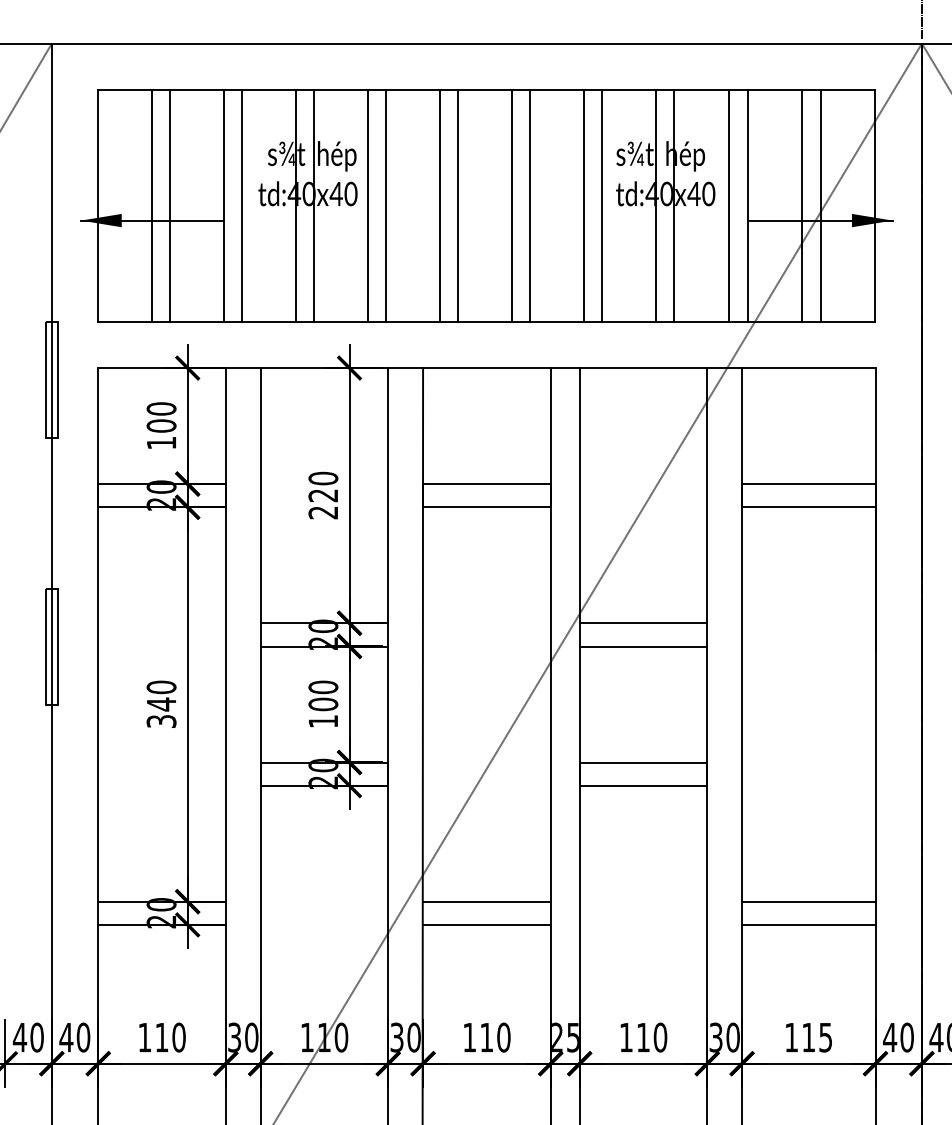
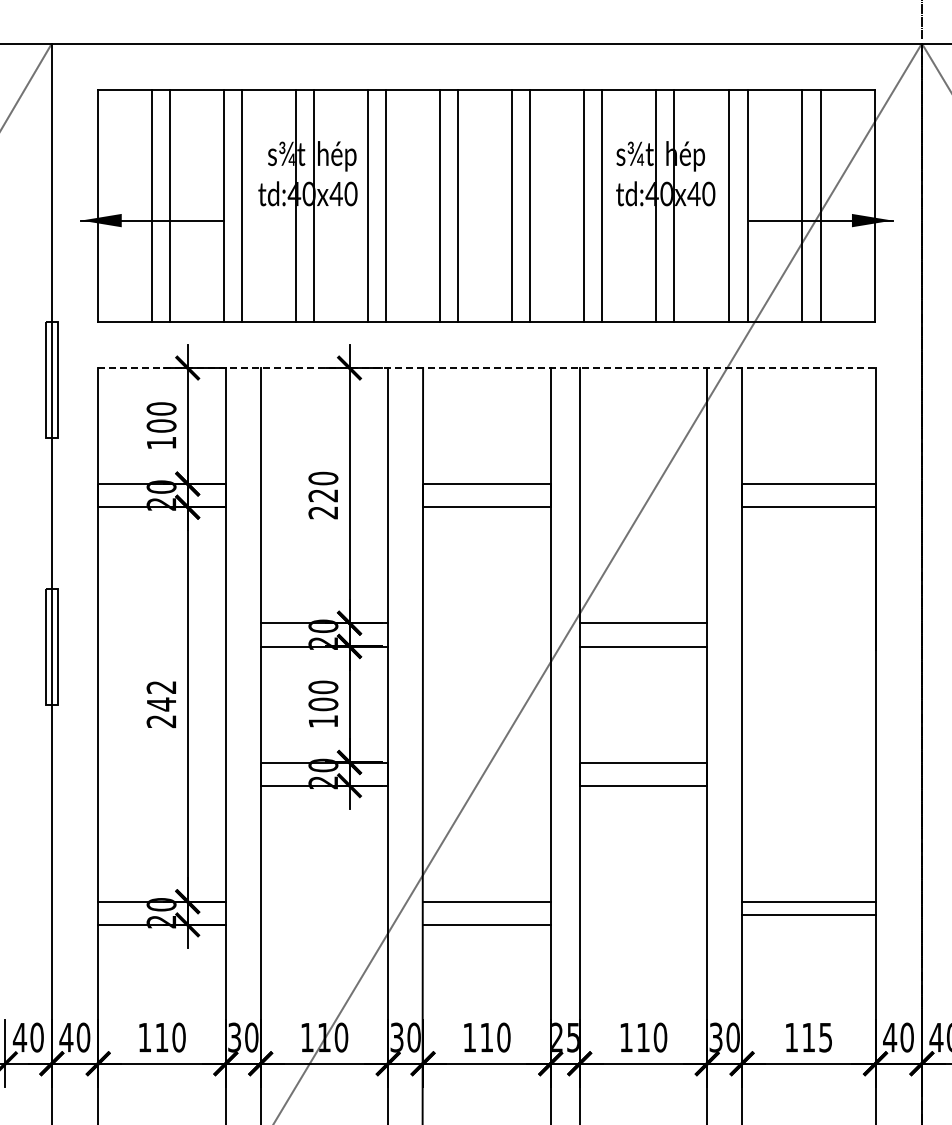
line: solid -> dashed (486, 368)
text: 340 -> 242 (161, 704)
line position: (808, 924) -> (808, 914) (808, 914)
